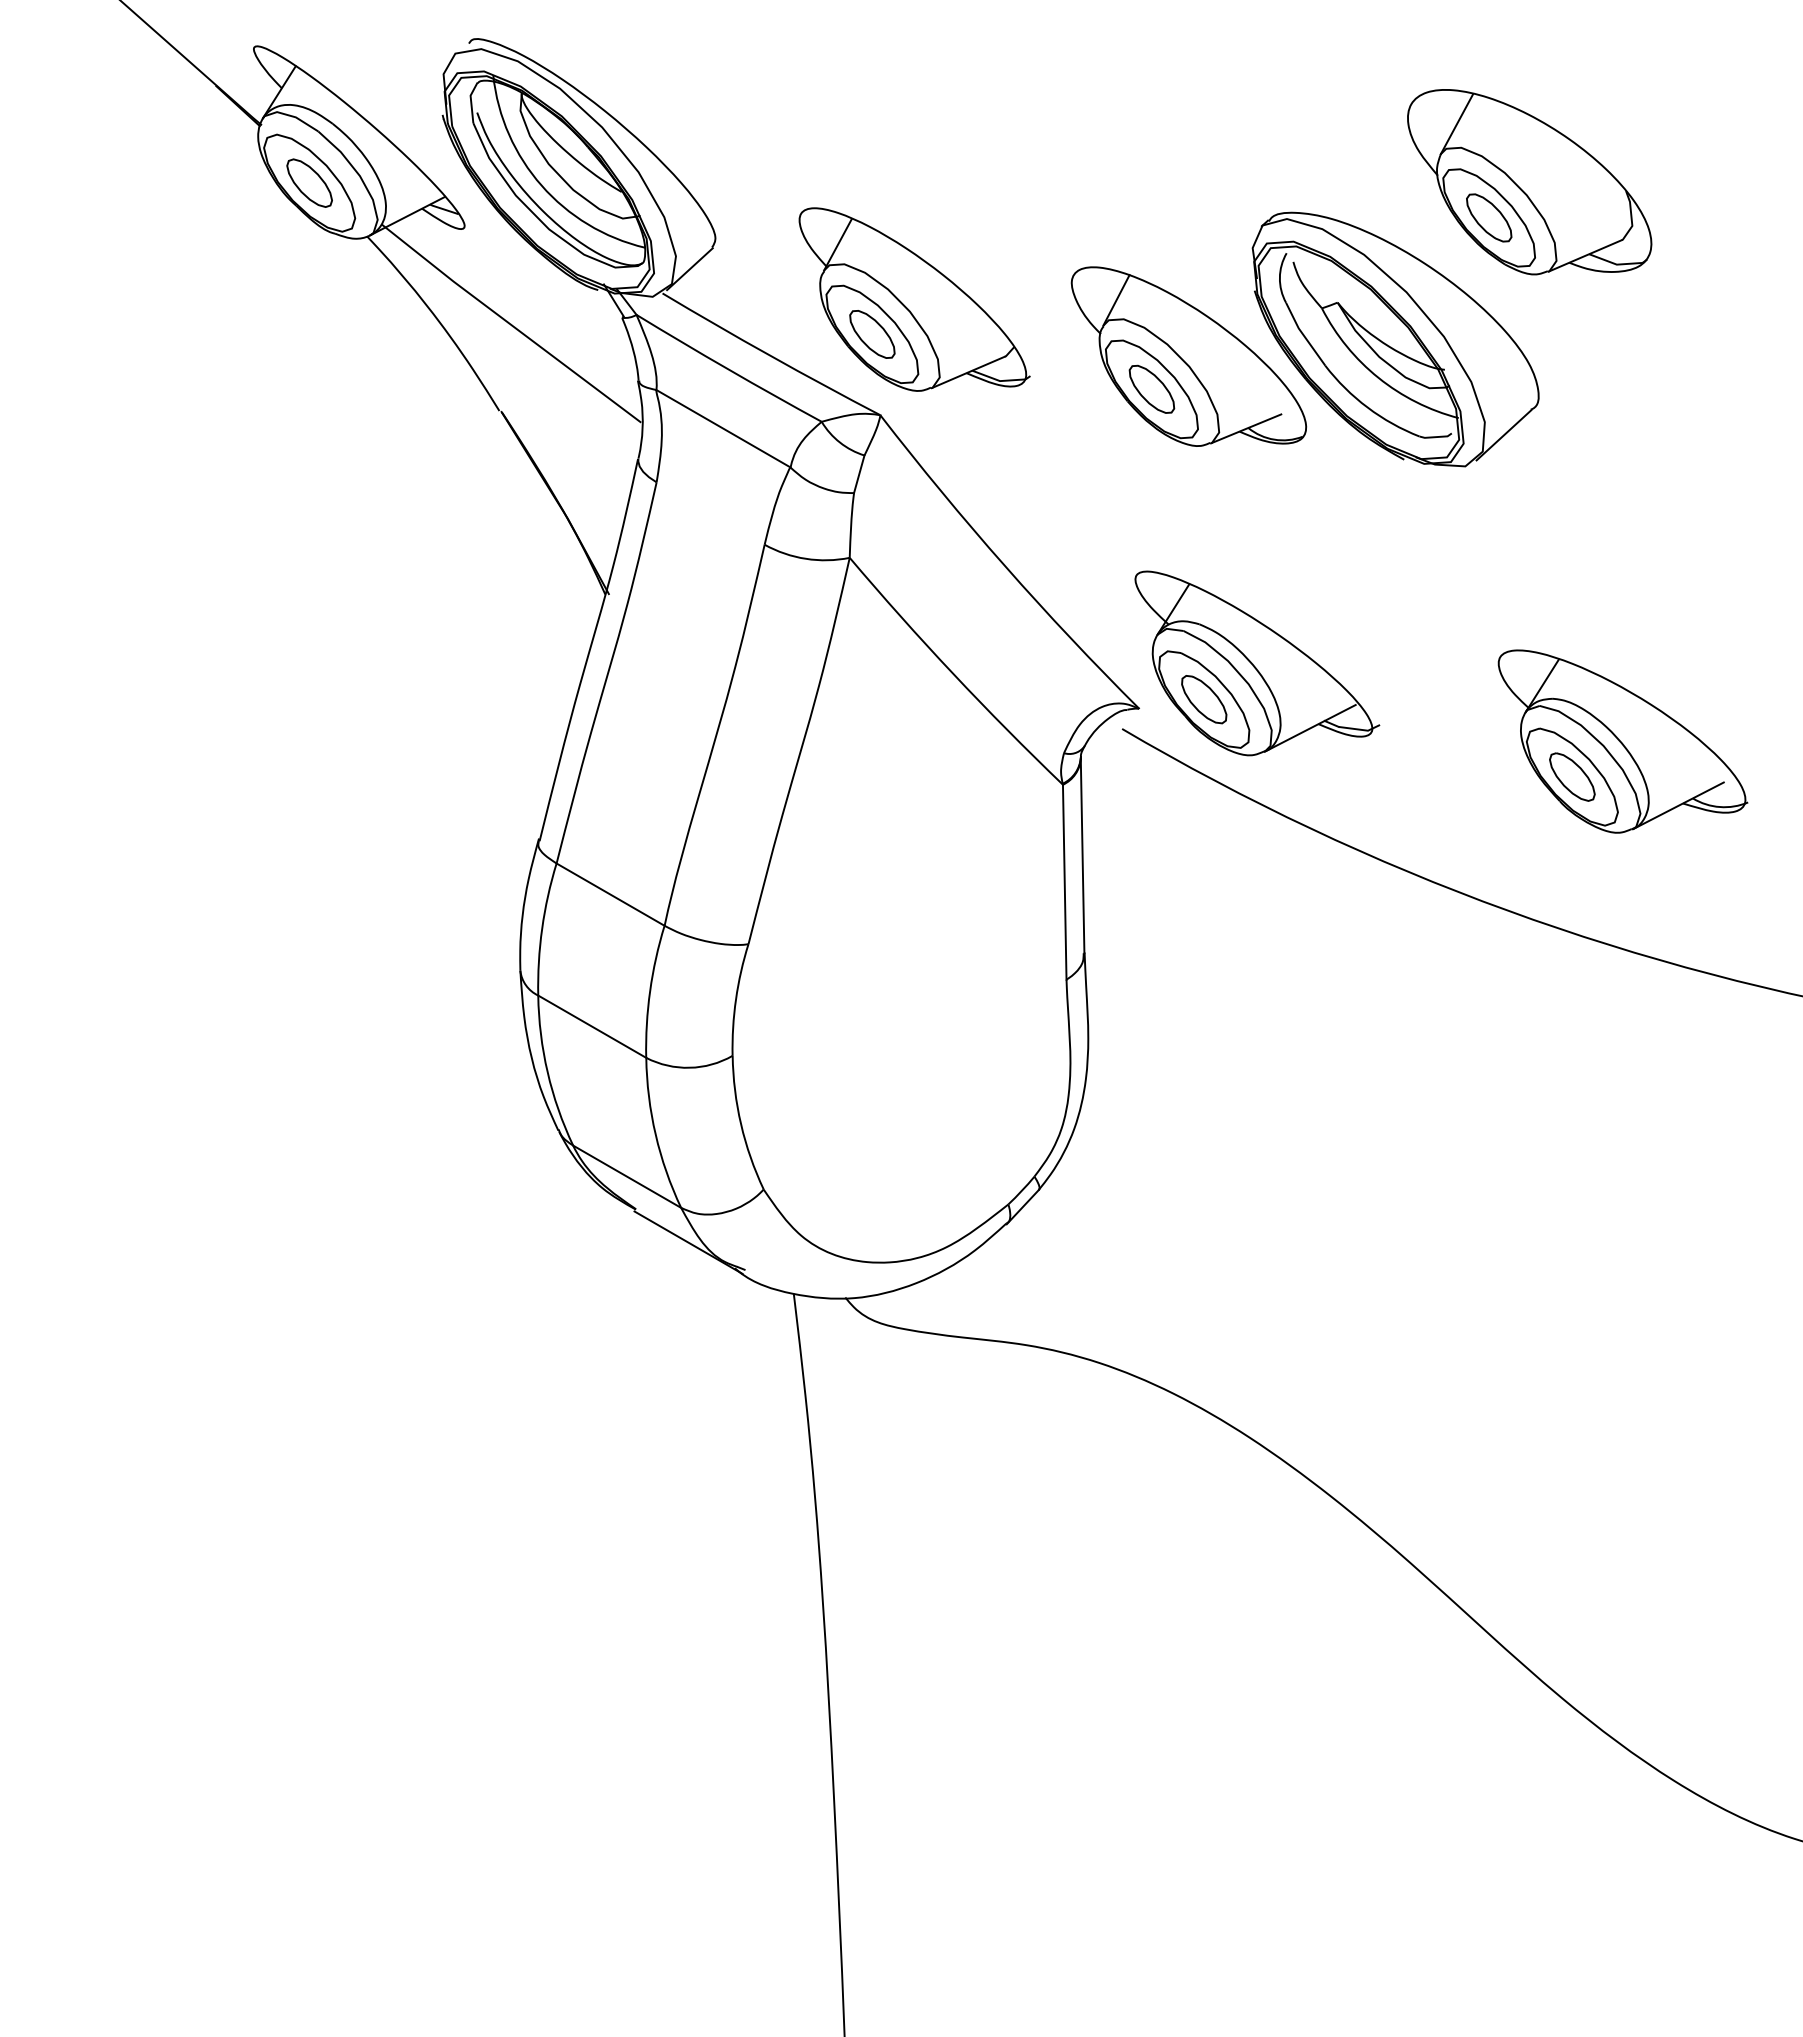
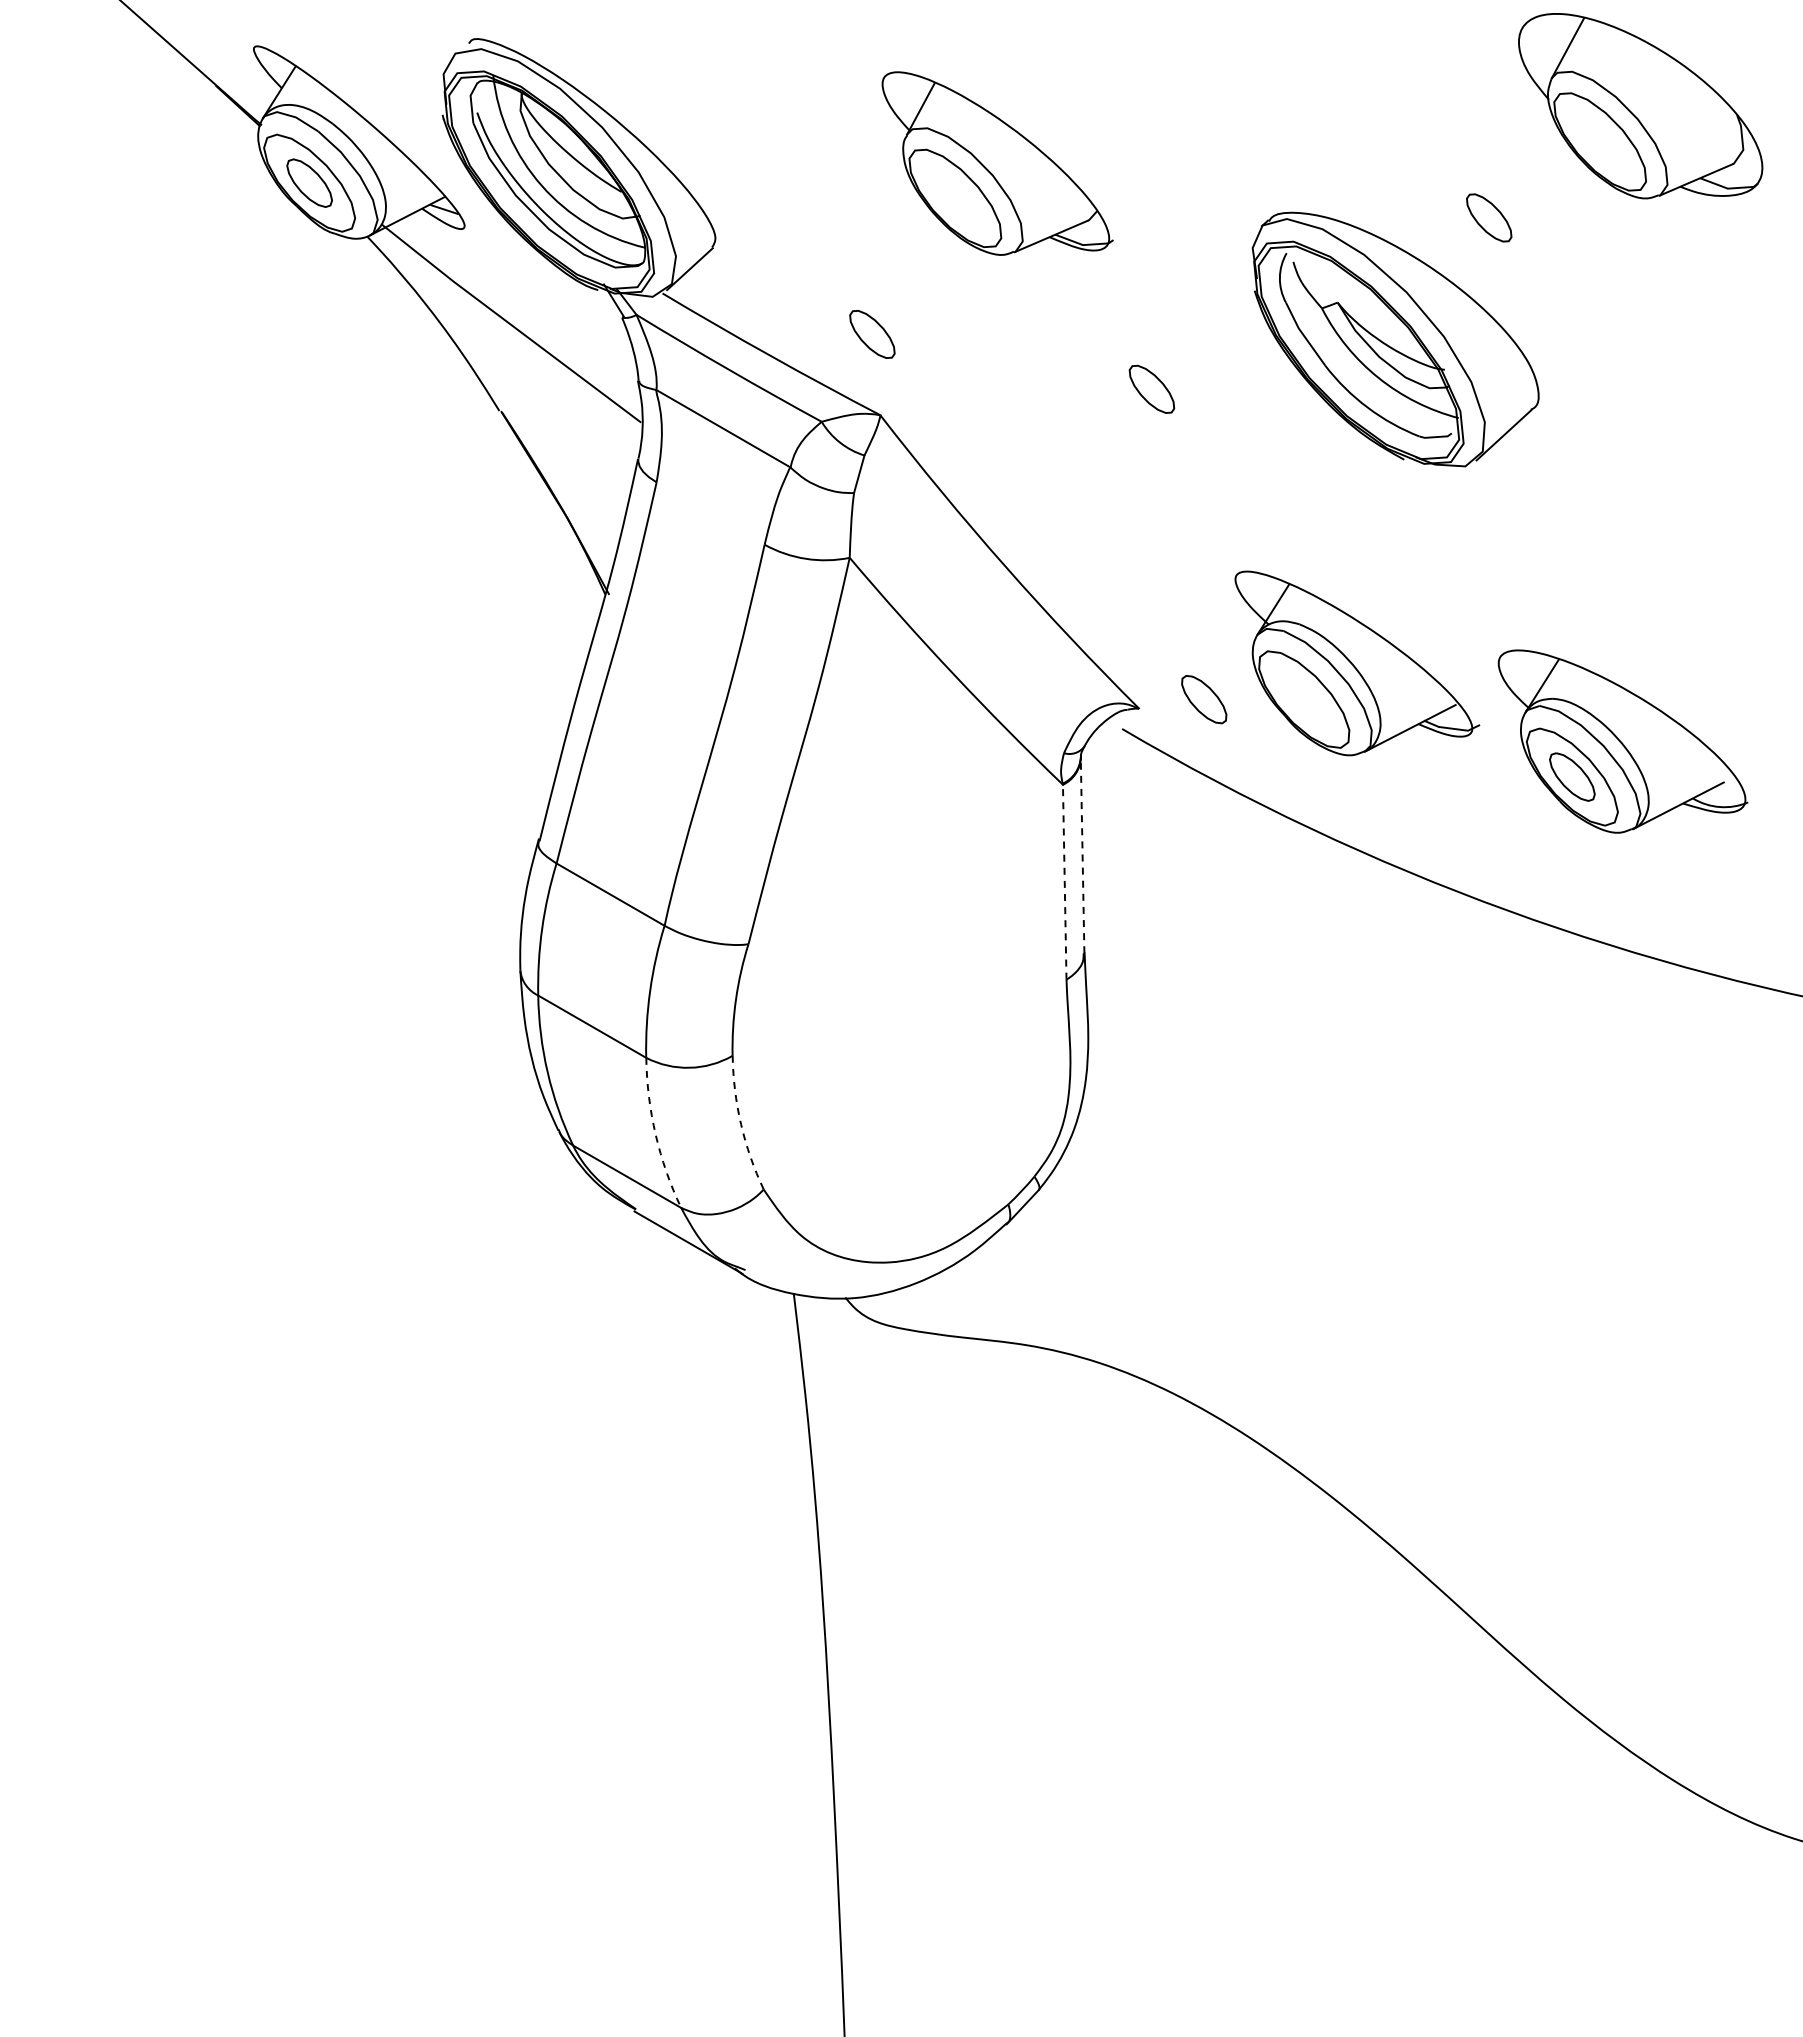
part position: (1529, 182) -> (1640, 106) (1640, 106)
part position: (914, 299) -> (997, 163) (997, 163)
part: present -> none (1188, 356)
part position: (1257, 663) -> (1357, 663) (1357, 663)
line: solid -> dashed (1082, 855)
line: solid -> dashed (1064, 881)
arc: solid -> dashed (741, 1124)
arc: solid -> dashed (655, 1134)
